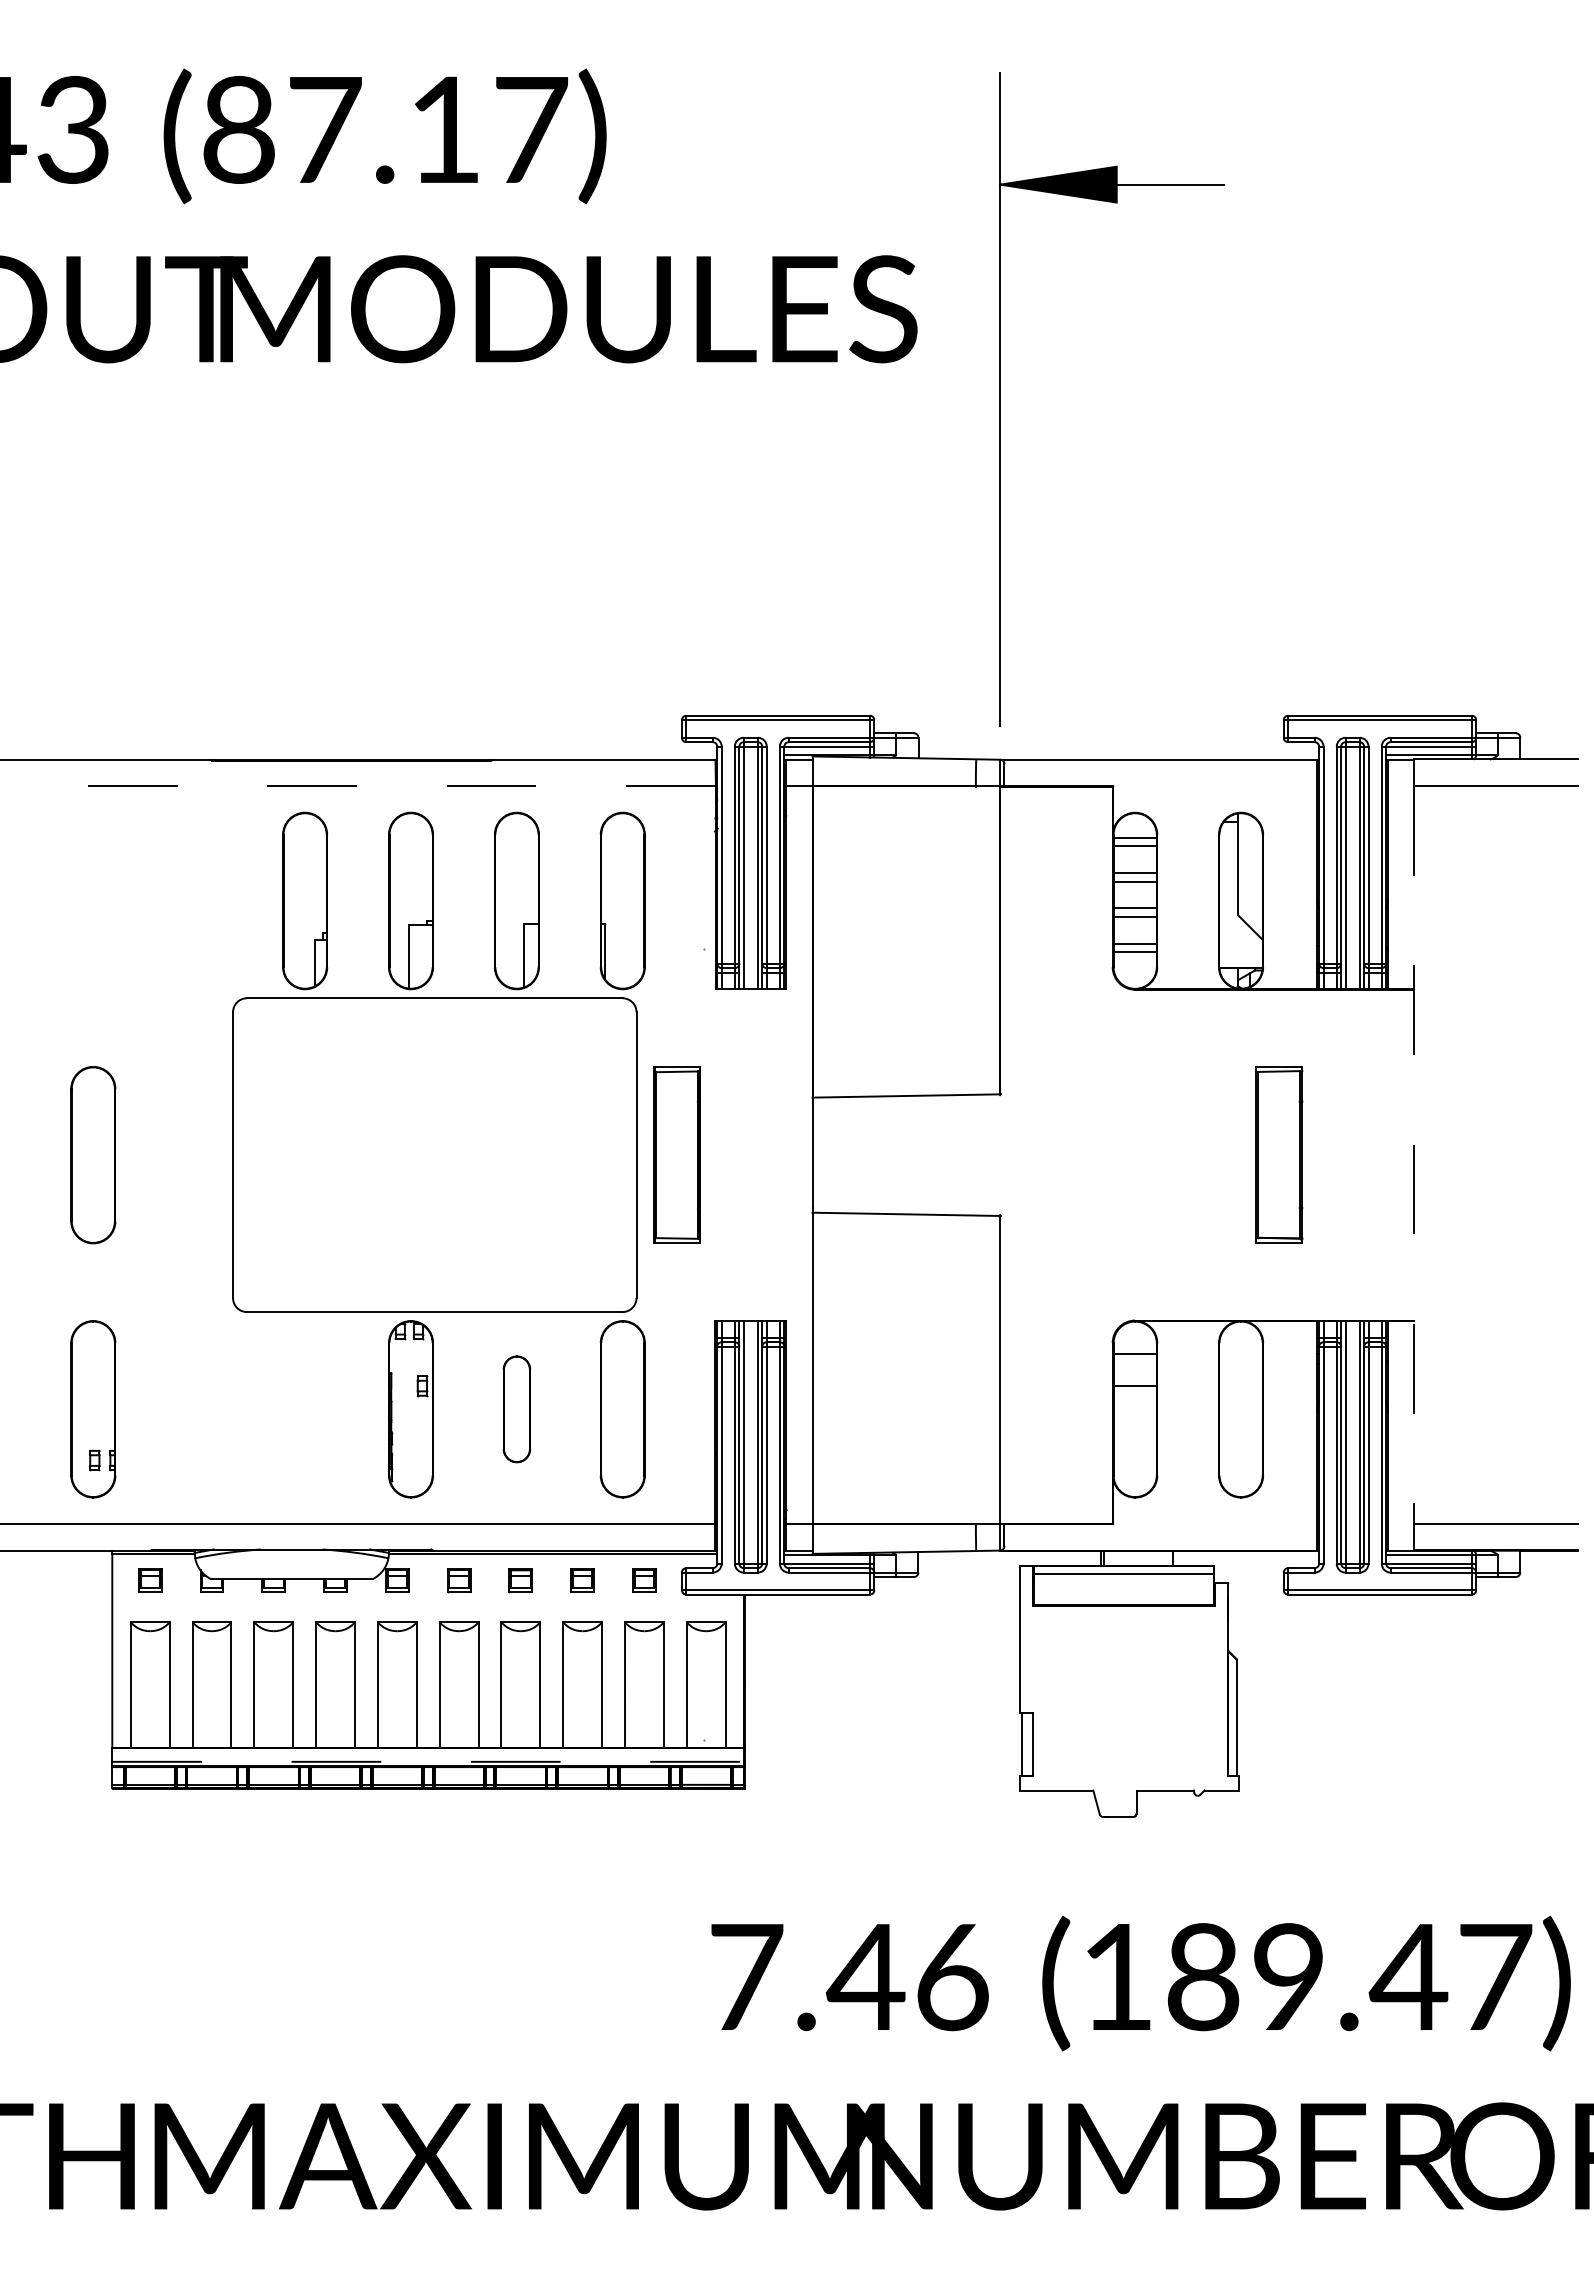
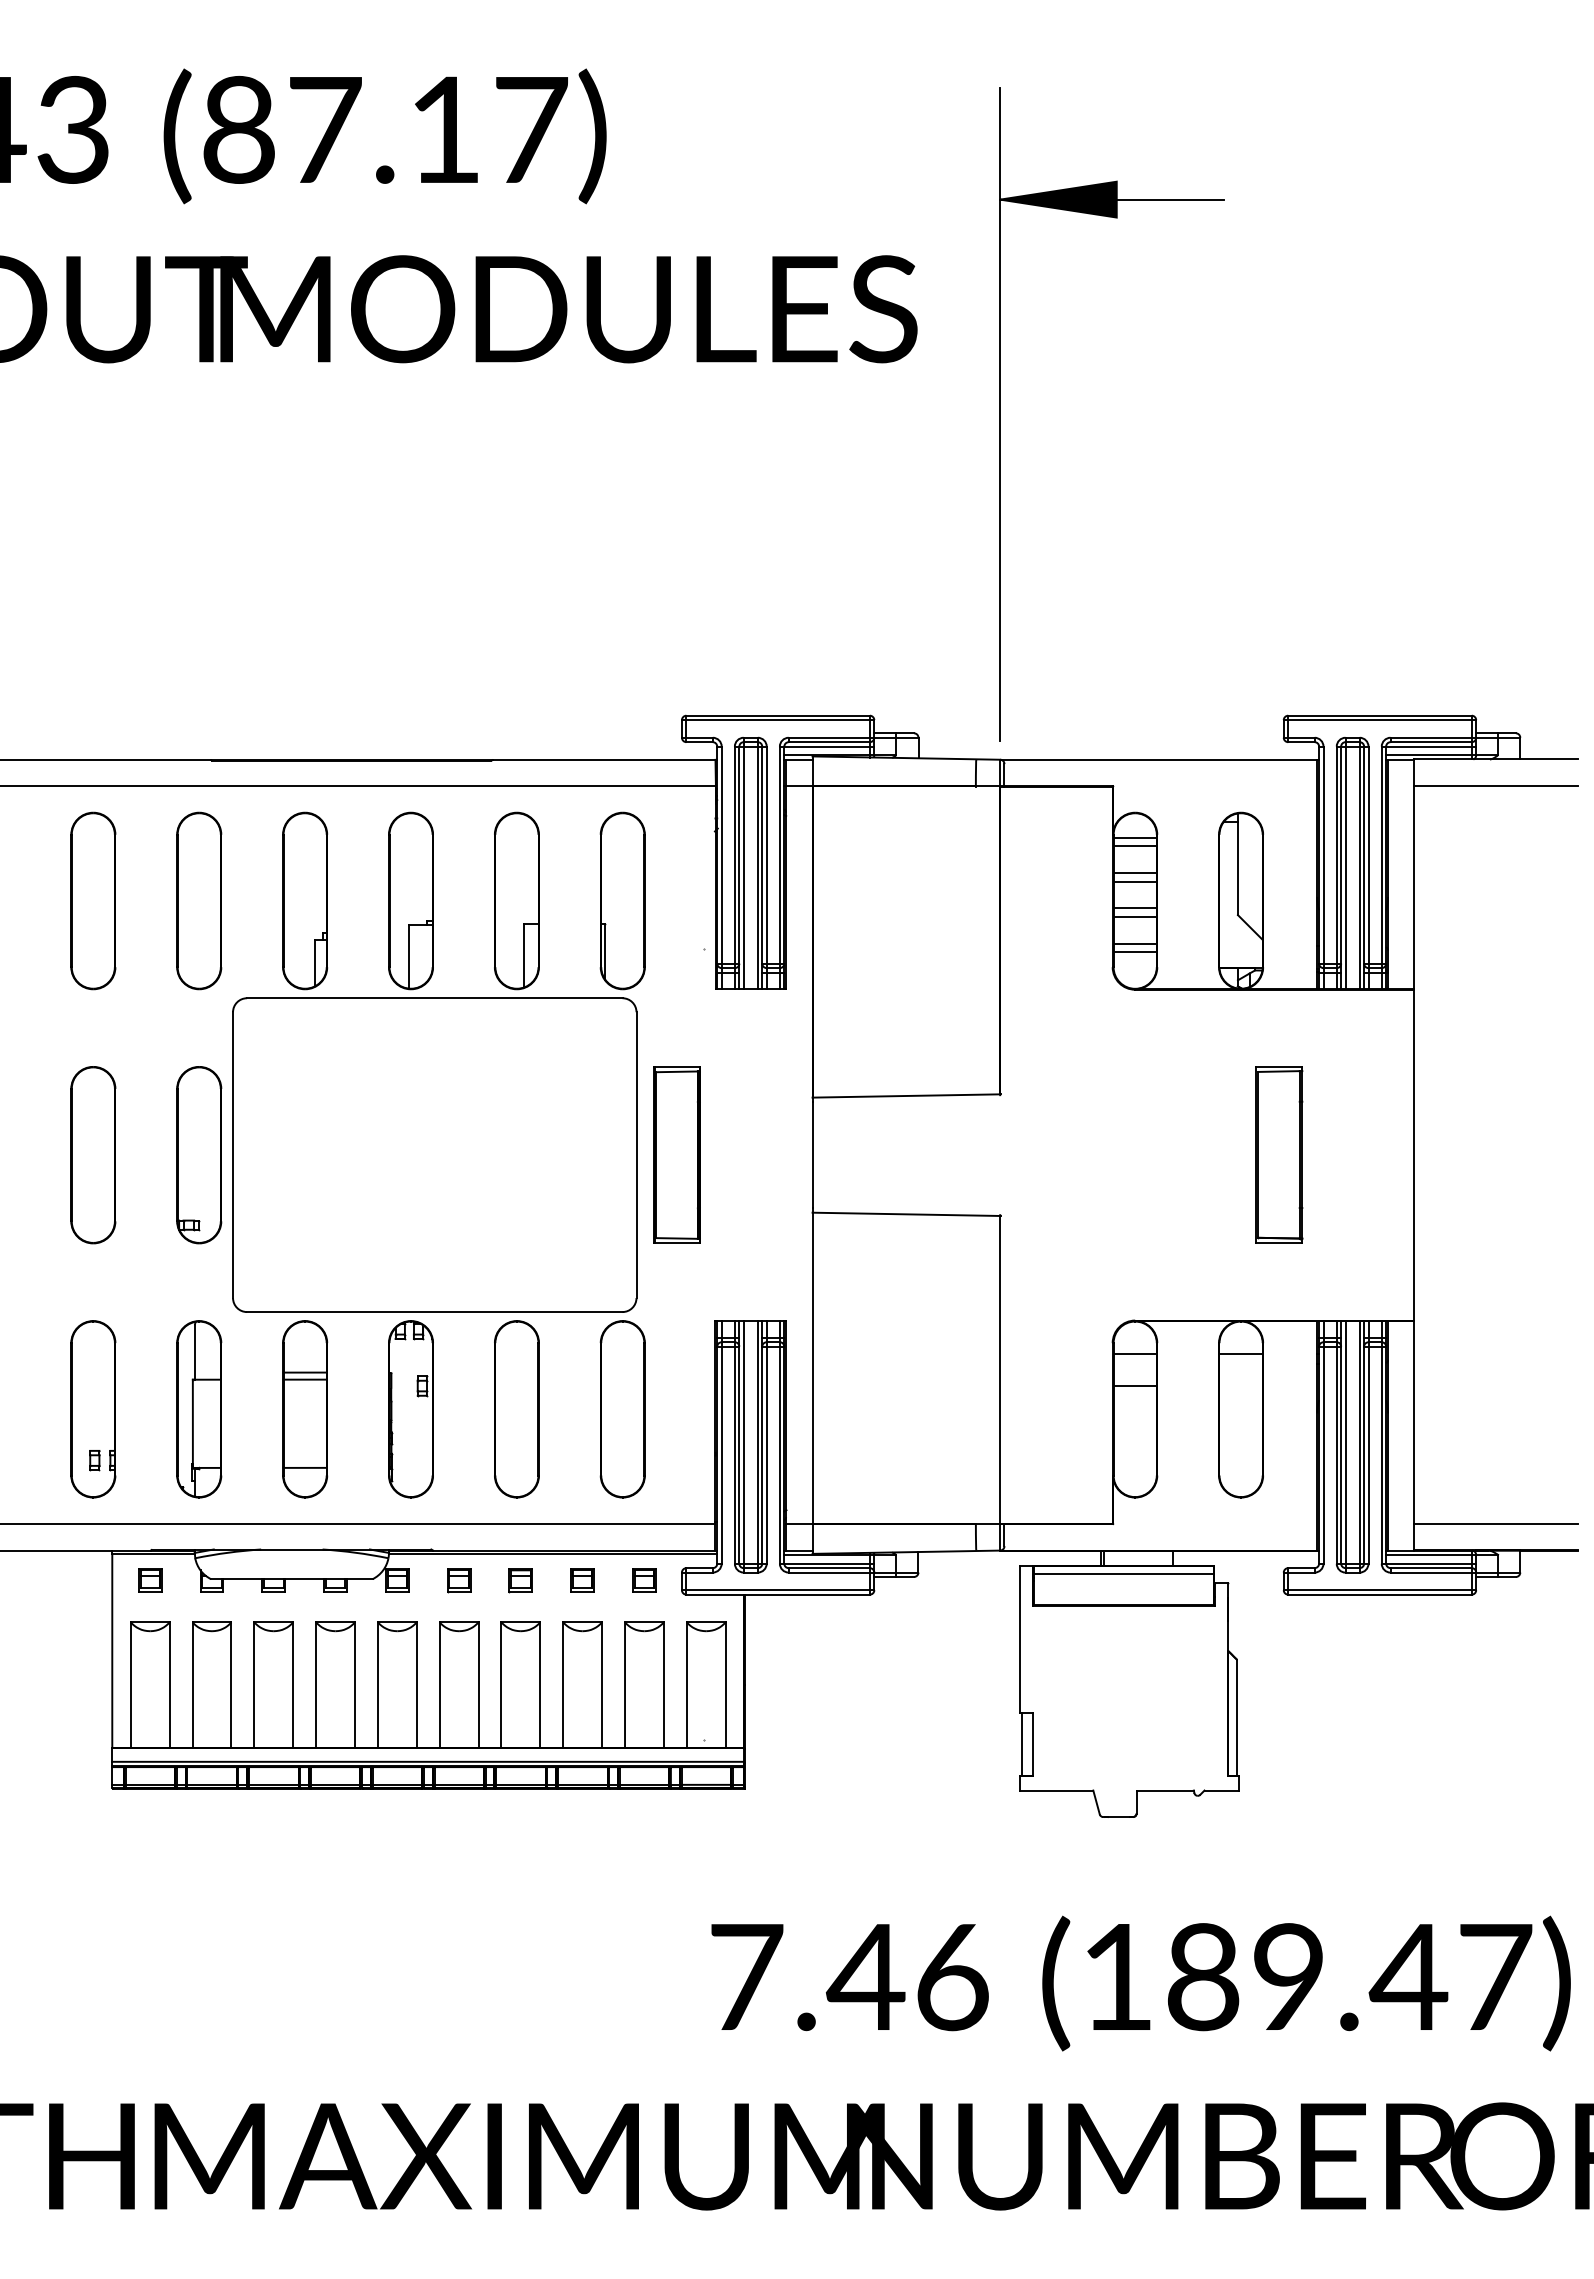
part position: (1000, 399) -> (1000, 414) (1000, 414)
line: dashed -> solid (357, 786)
part: none -> present (93, 900)
part: none -> present (199, 900)
line: dashed -> solid (1414, 1154)
part: none -> present (199, 1155)
line: none -> present (1240, 1354)
part: none -> present (199, 1409)
part: none -> present (305, 1409)
part size: 30x109 px -> 46x179 px (516, 1409)
line: dashed -> solid (428, 1761)
